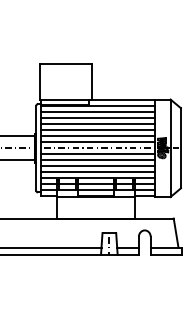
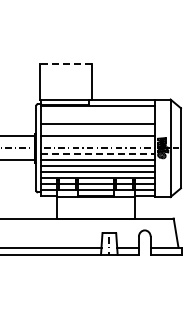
line: solid -> dashed (65, 63)
line: present -> none (98, 112)
line: present -> none (98, 118)
line: present -> none (98, 130)
line: present -> none (98, 142)
line: solid -> dashed (98, 154)
